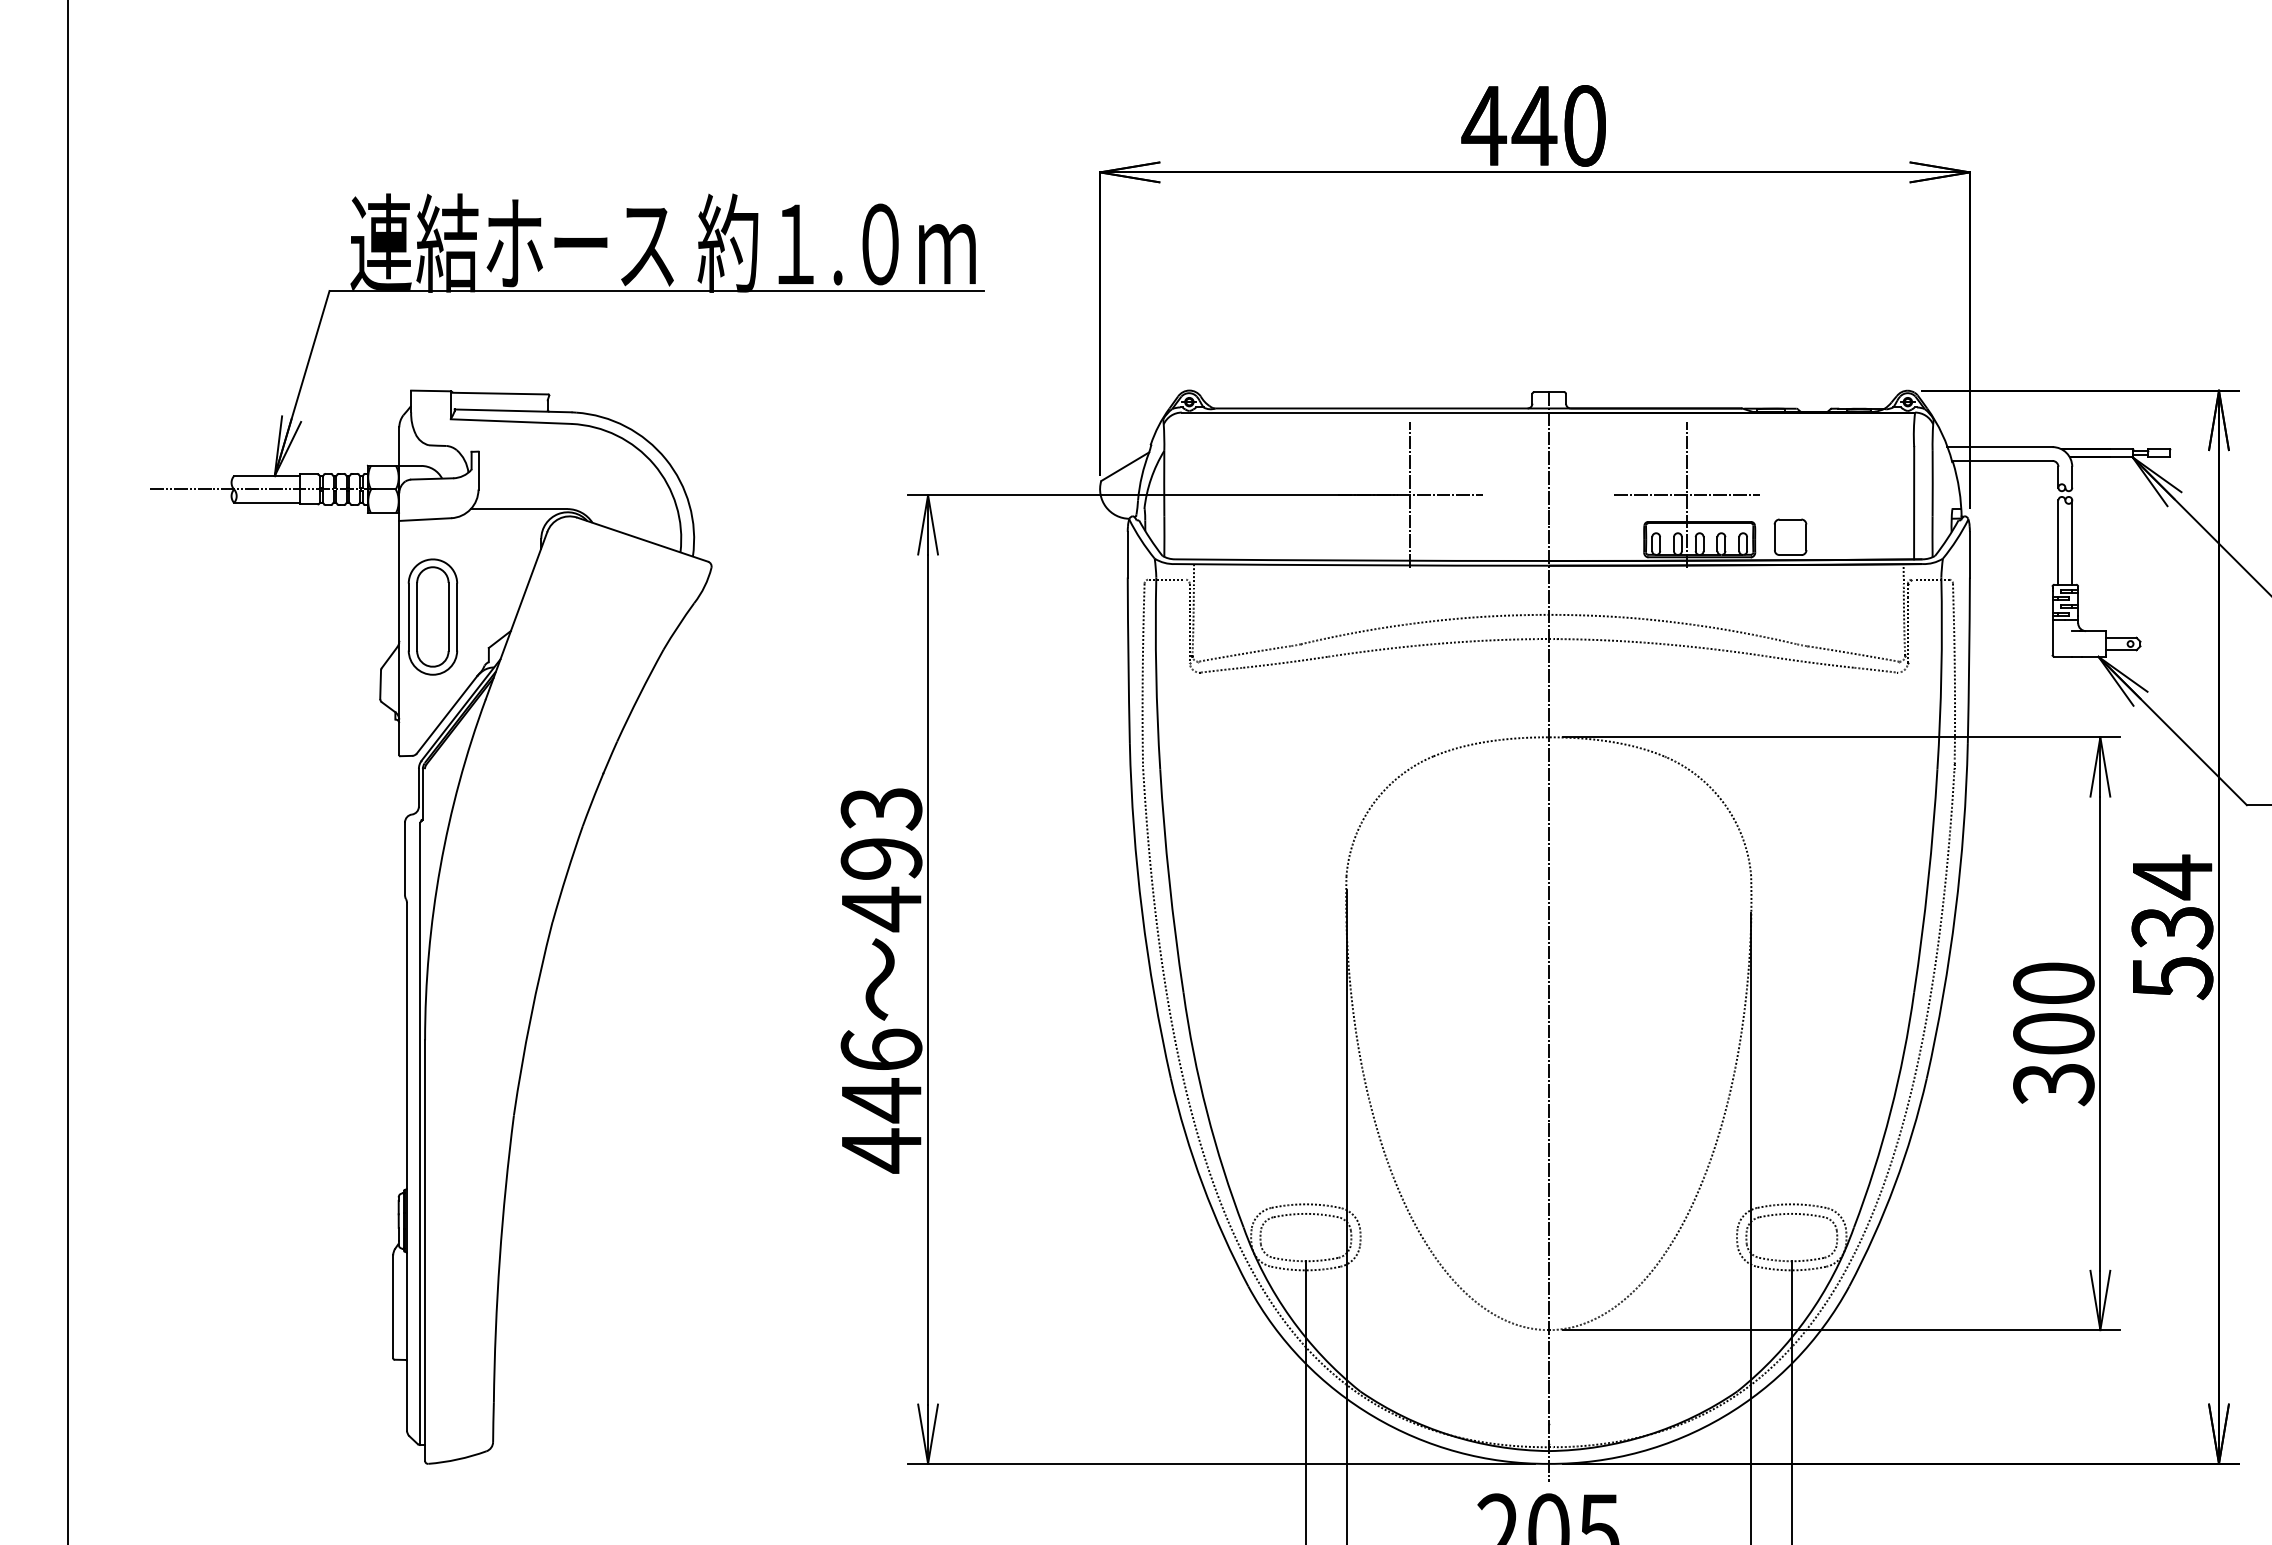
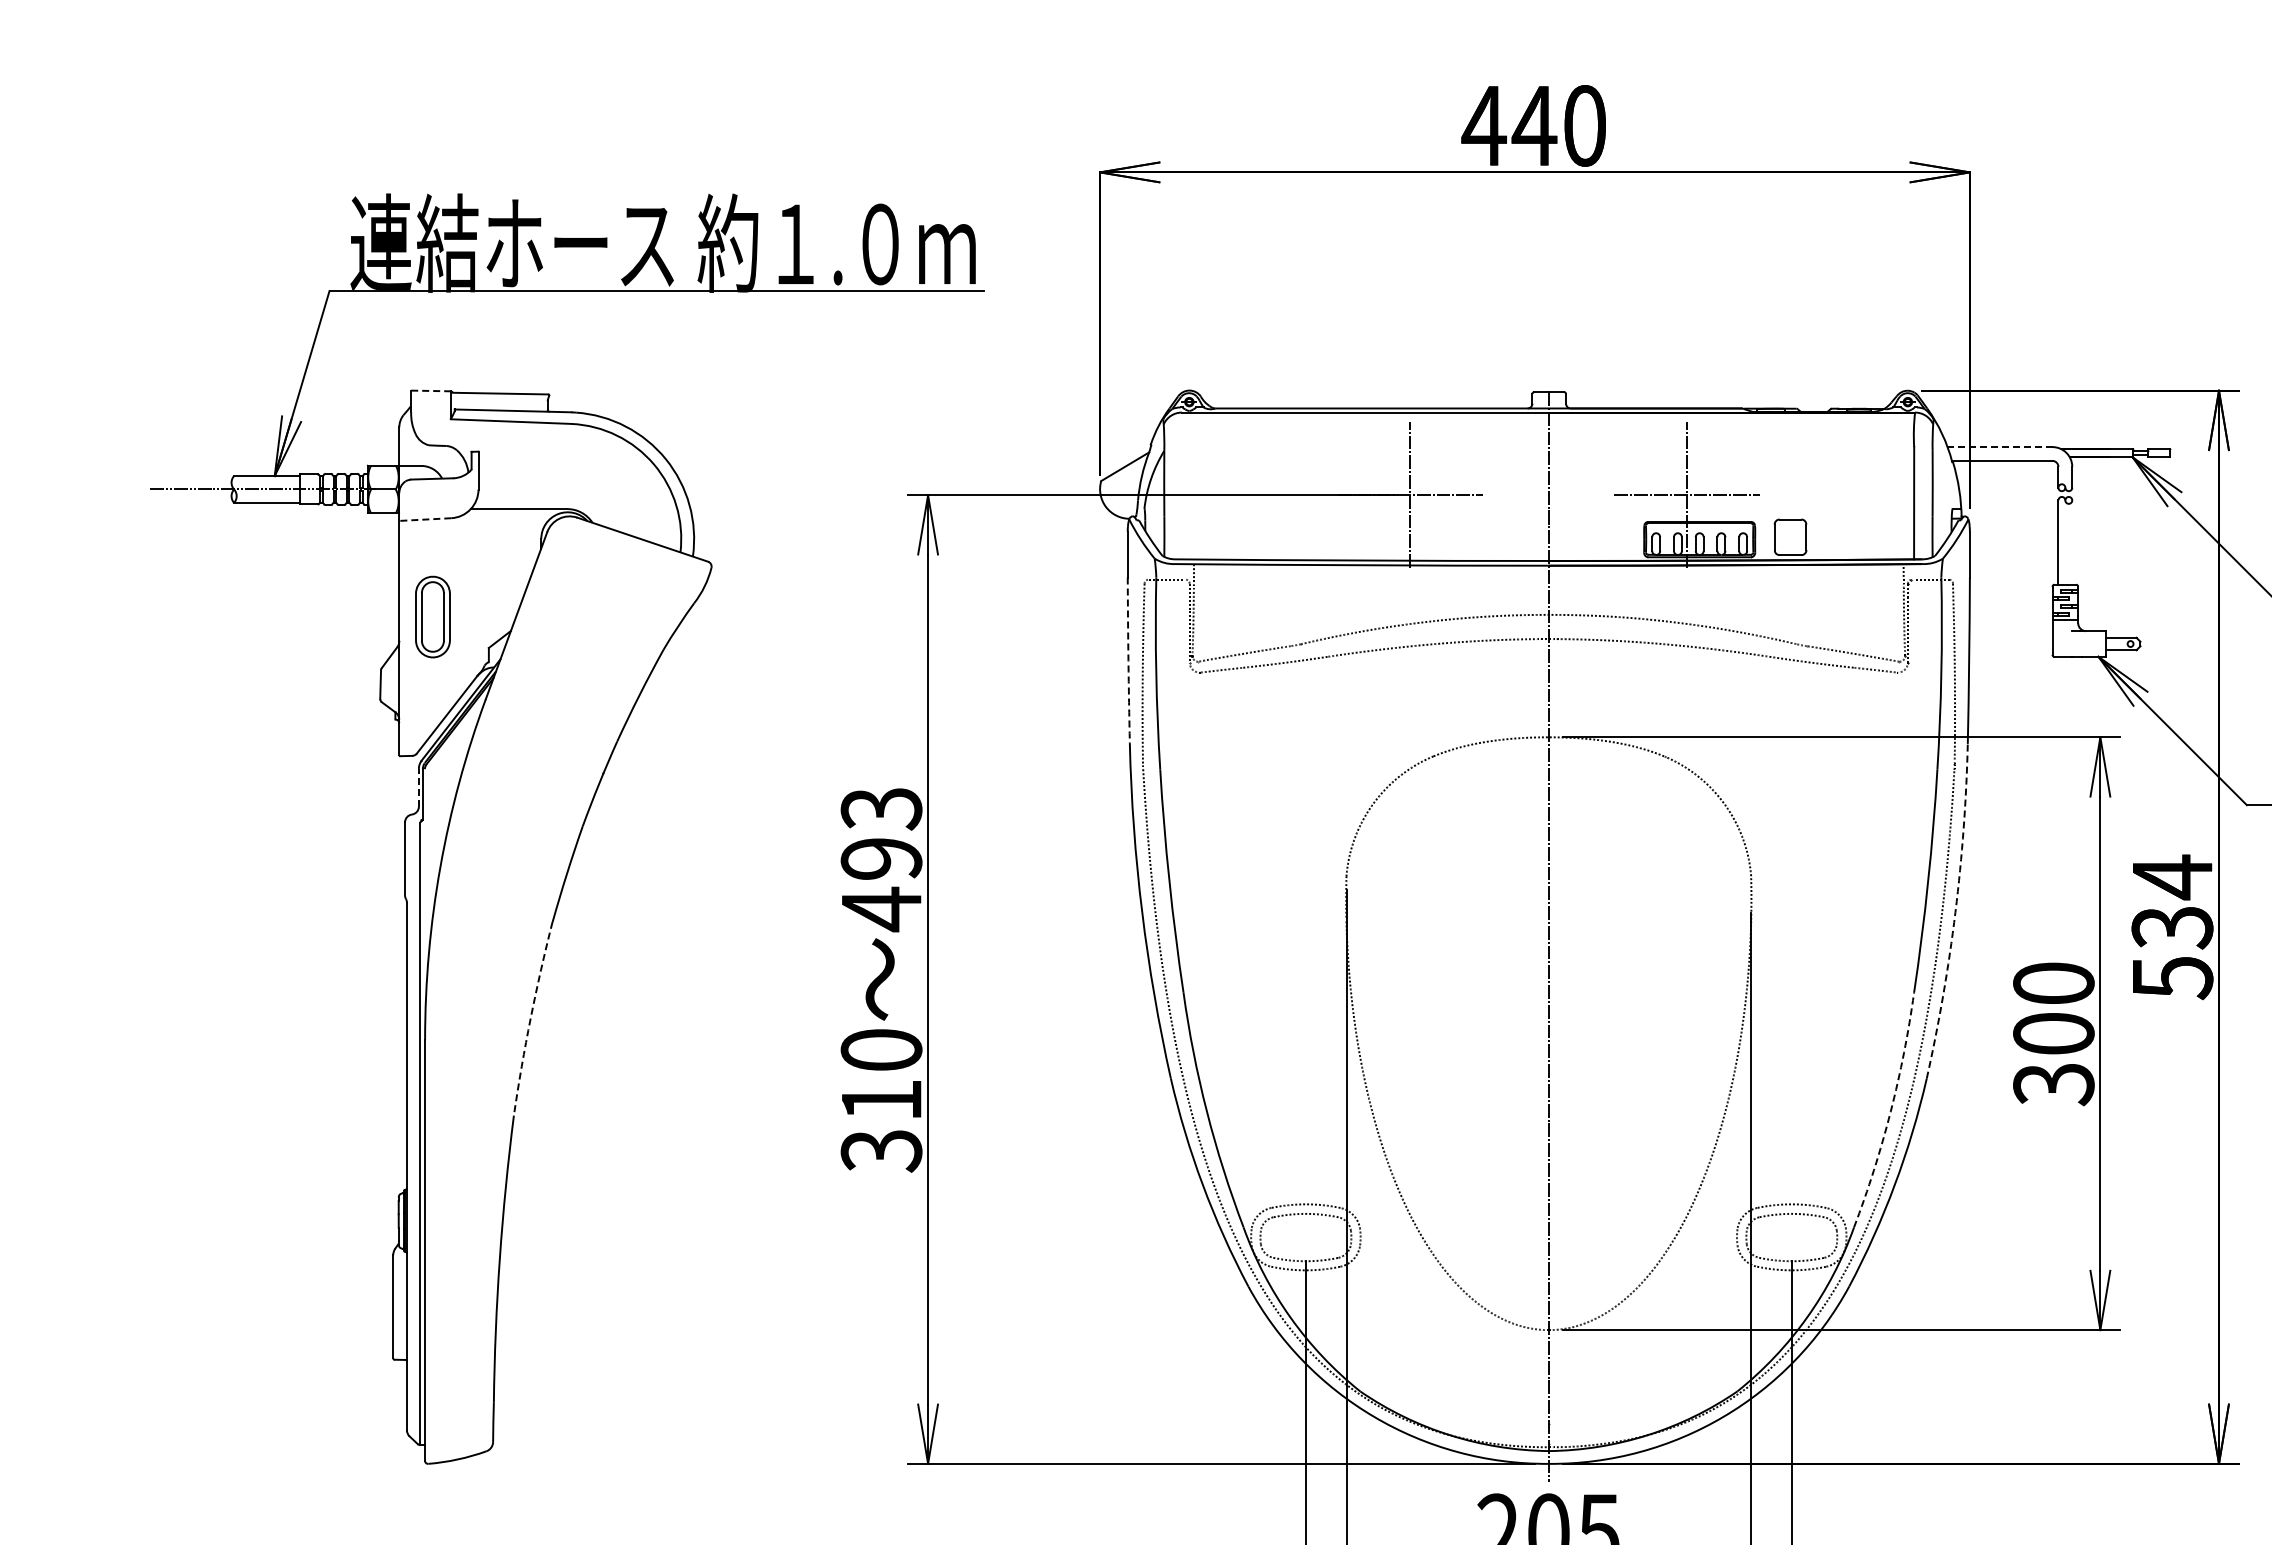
line: solid -> dashed (430, 390)
line: solid -> dashed (1999, 447)
line: solid -> dashed (424, 519)
line: present -> none (2072, 542)
part size: 52x118 px -> 36x84 px (432, 616)
arc: solid -> dashed (1128, 660)
line: present -> none (68, 771)
line: solid -> dashed (418, 787)
arc: solid -> dashed (1955, 912)
arc: solid -> dashed (530, 1018)
text: 446 -> 310 (881, 1100)
arc: solid -> dashed (1890, 1111)
